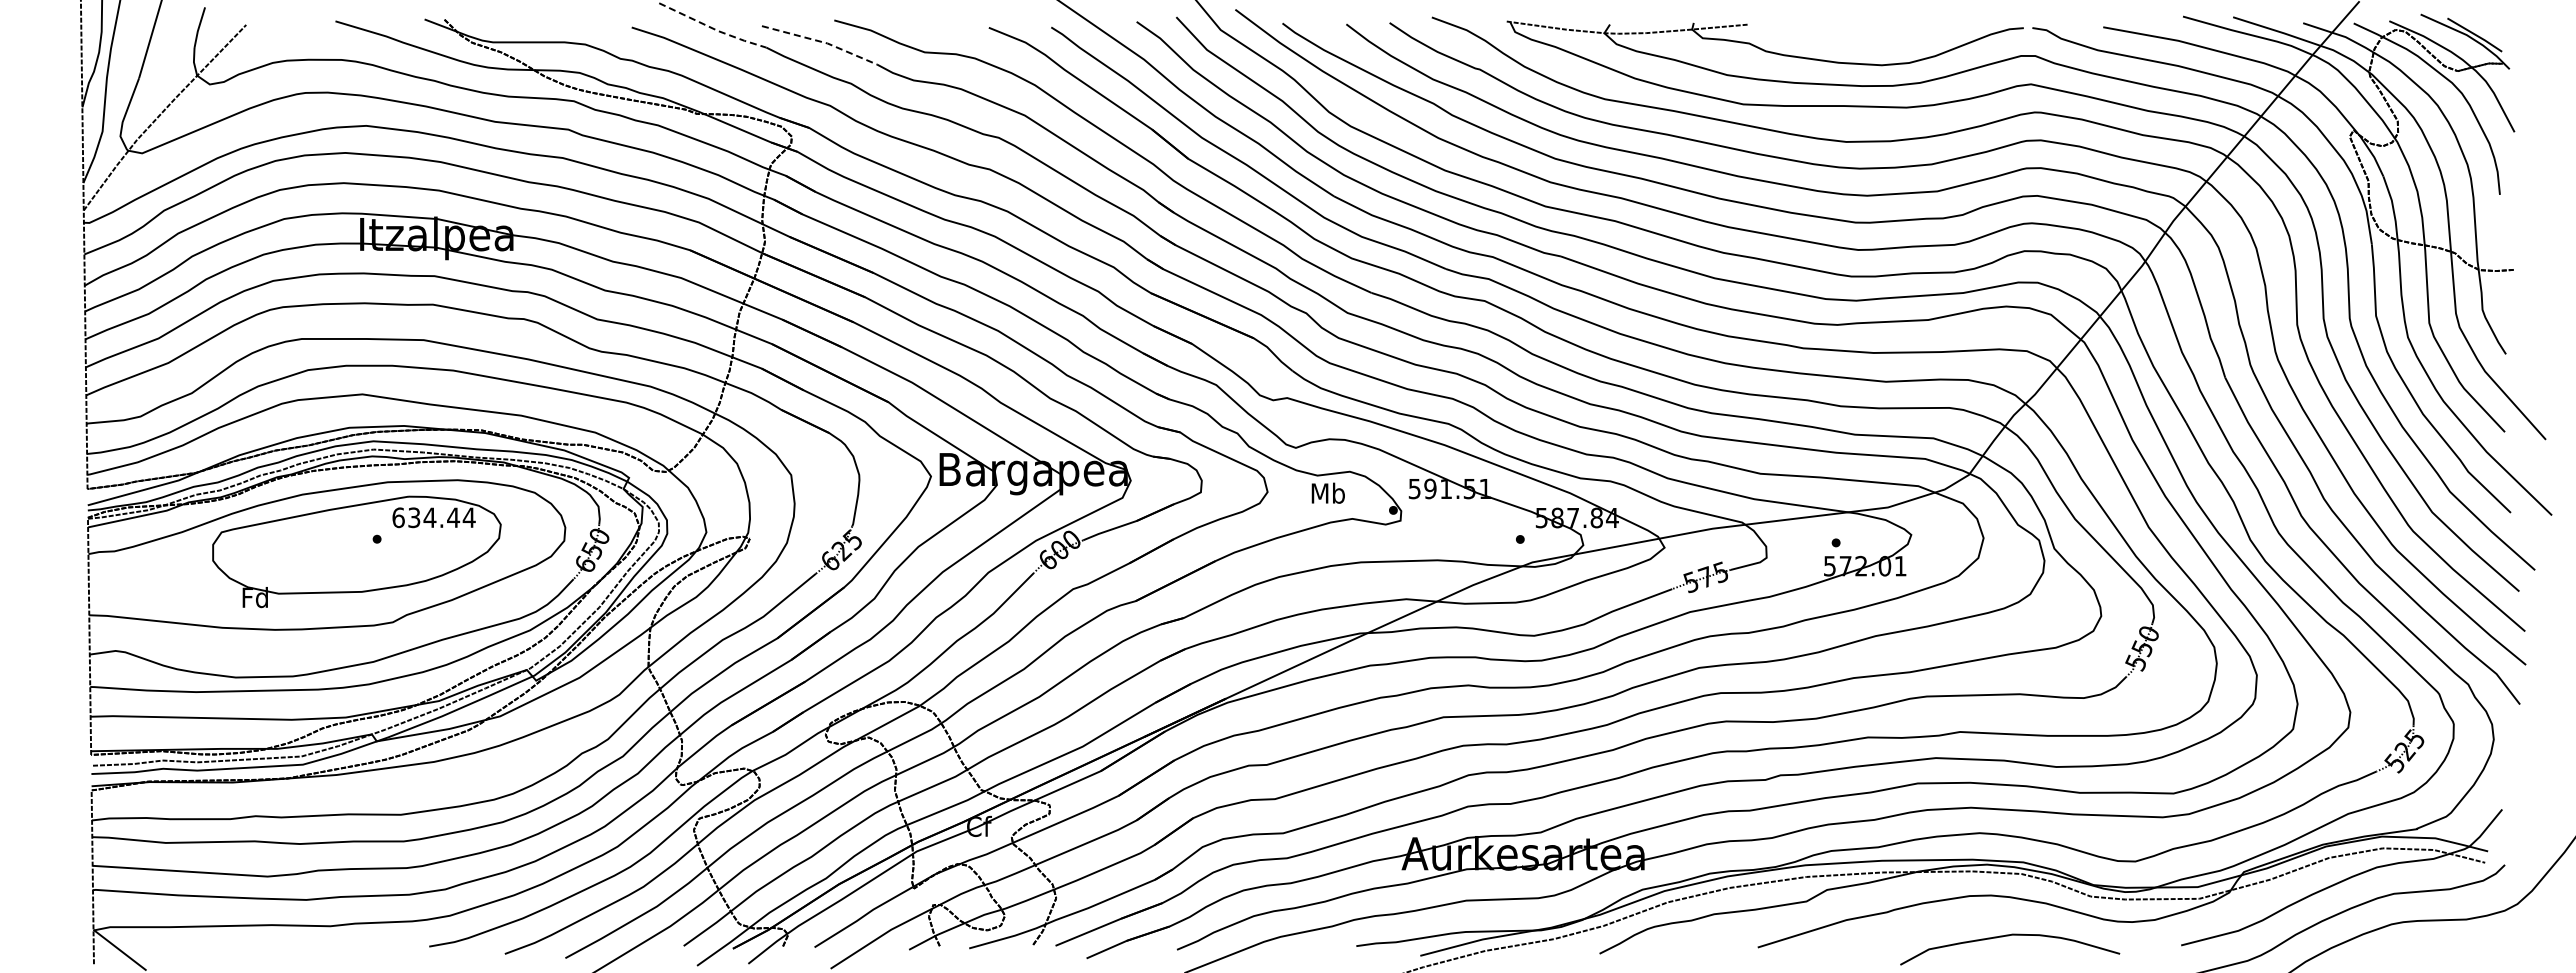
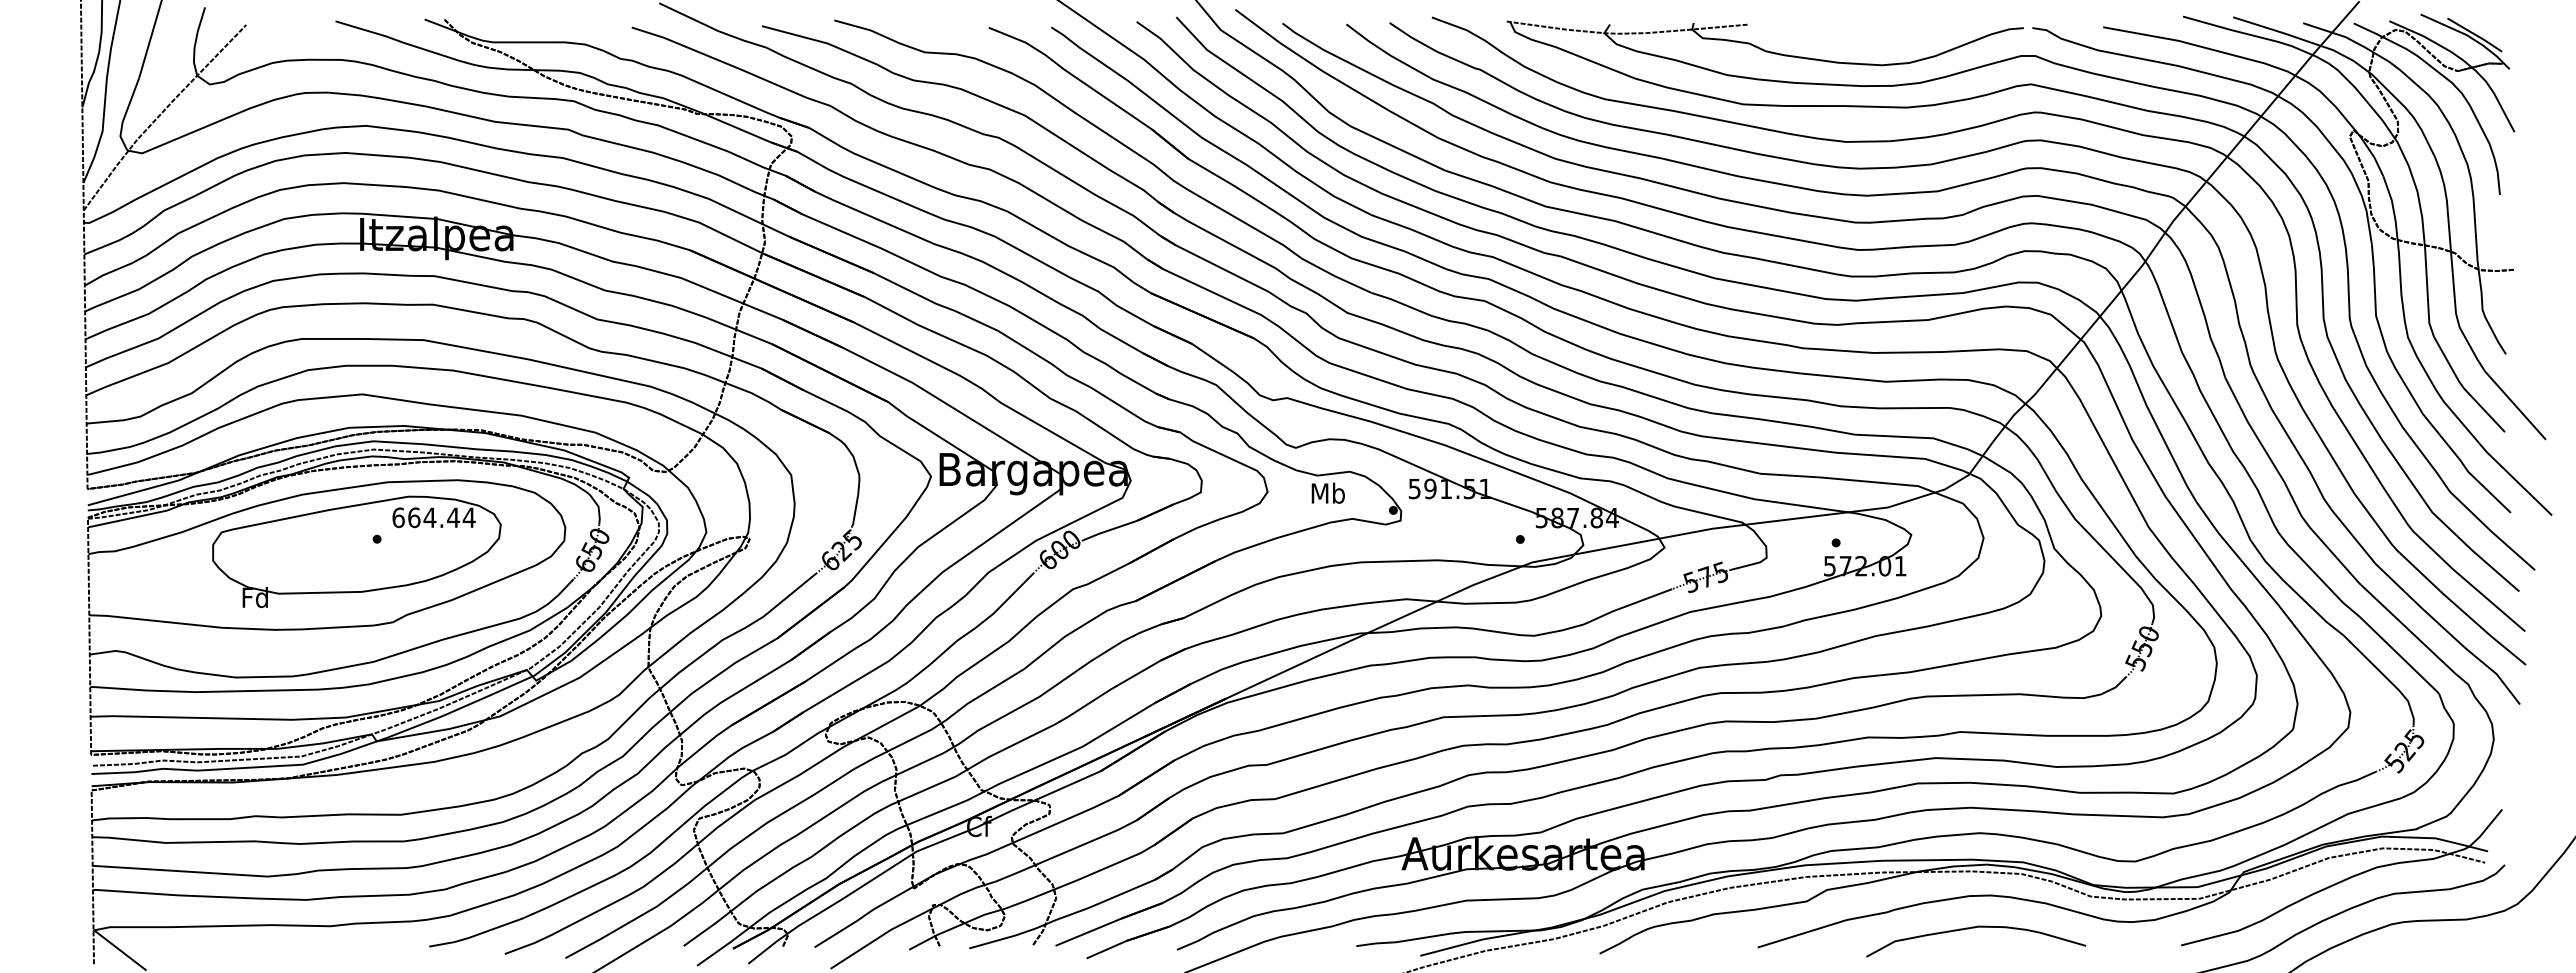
line: dashed -> solid (713, 28)
line: dashed -> solid (821, 41)
text: 634.44 -> 664.44 (414, 517)
curve position: (2009, 936) -> (1975, 928) (1975, 928)
